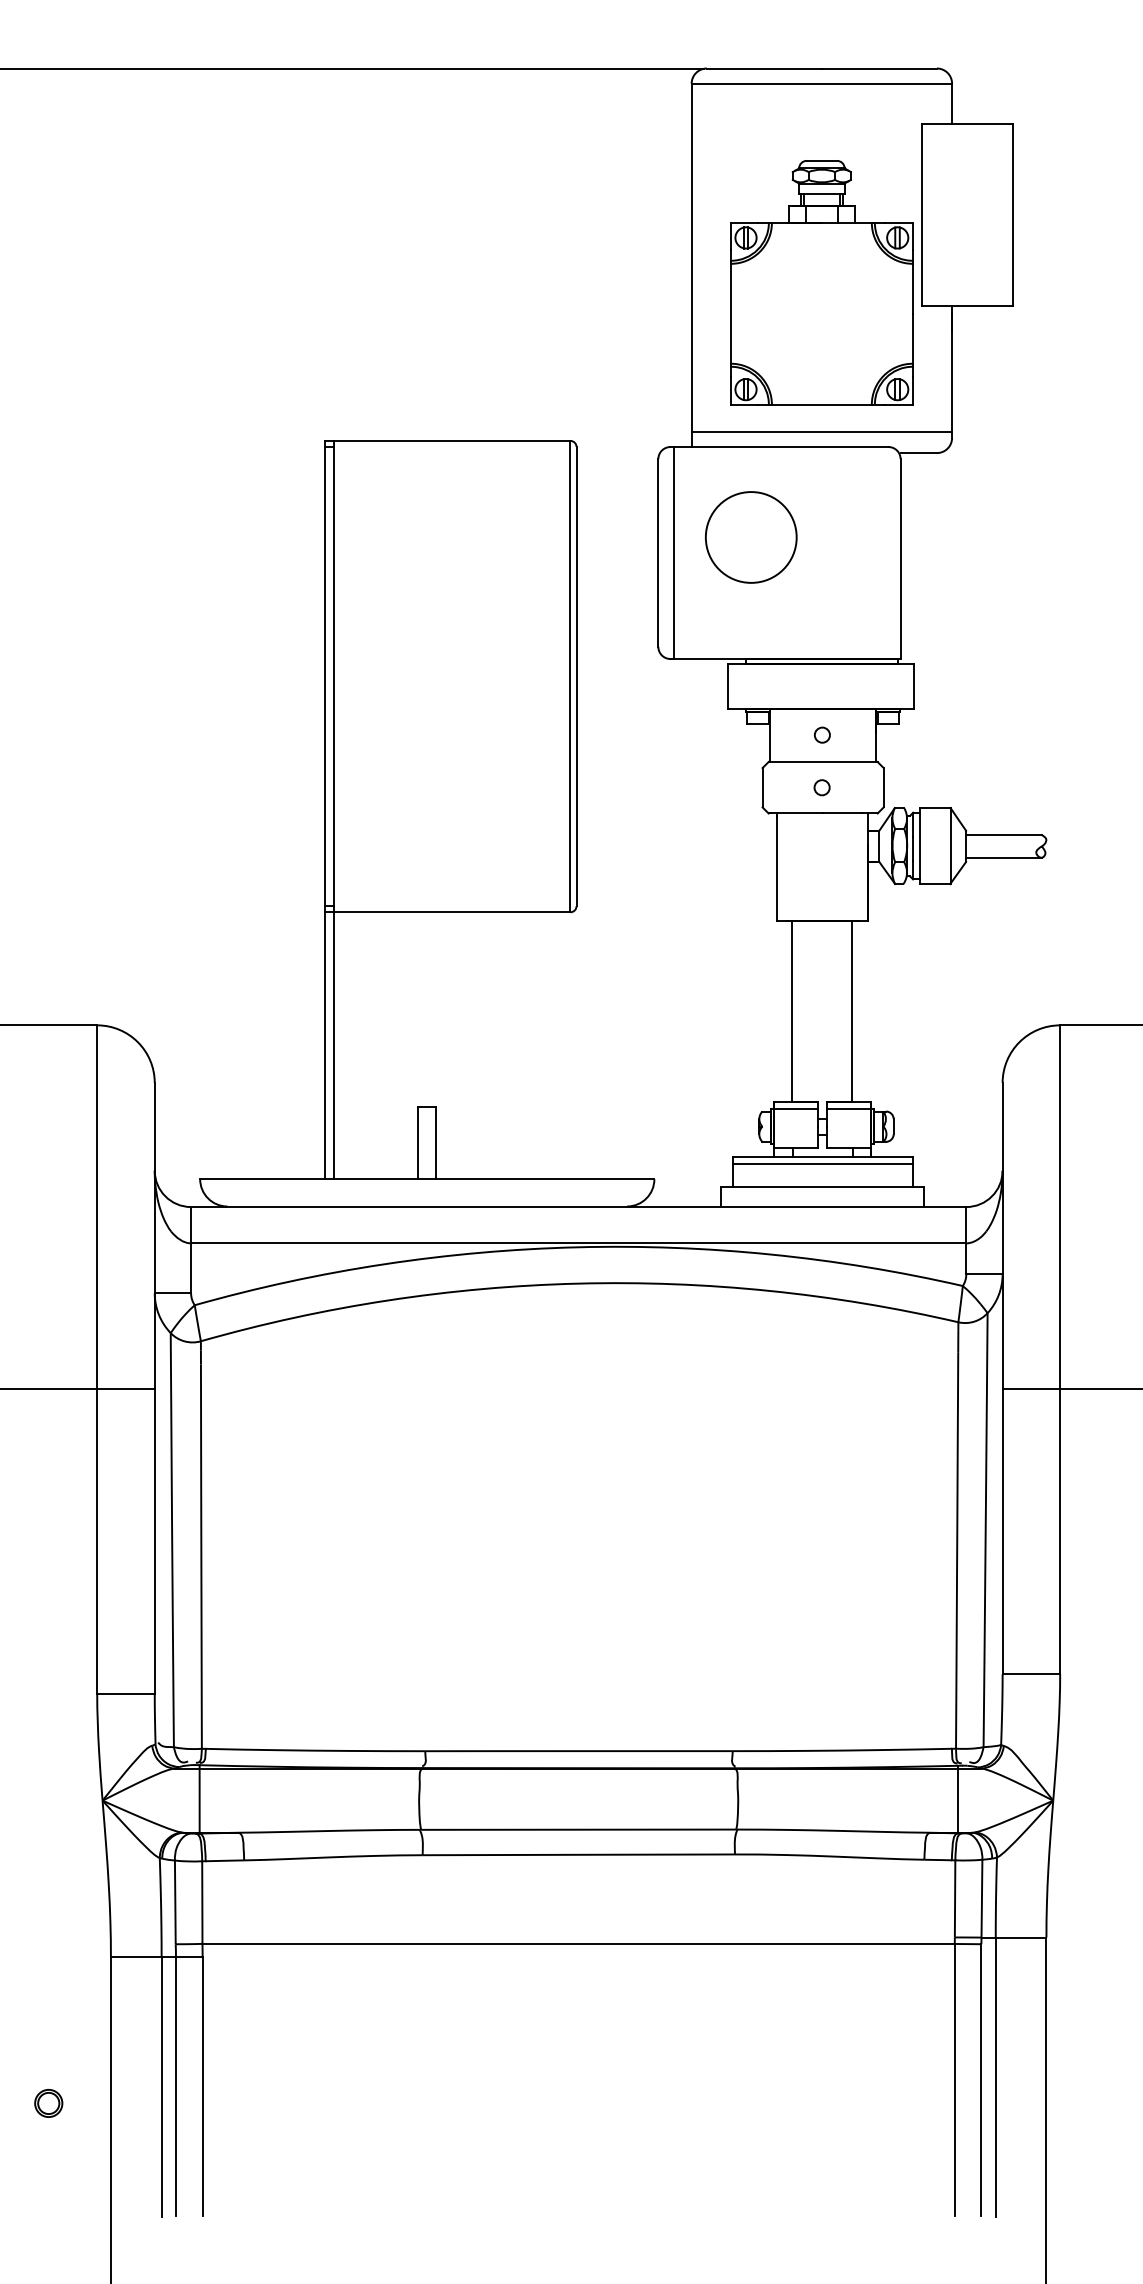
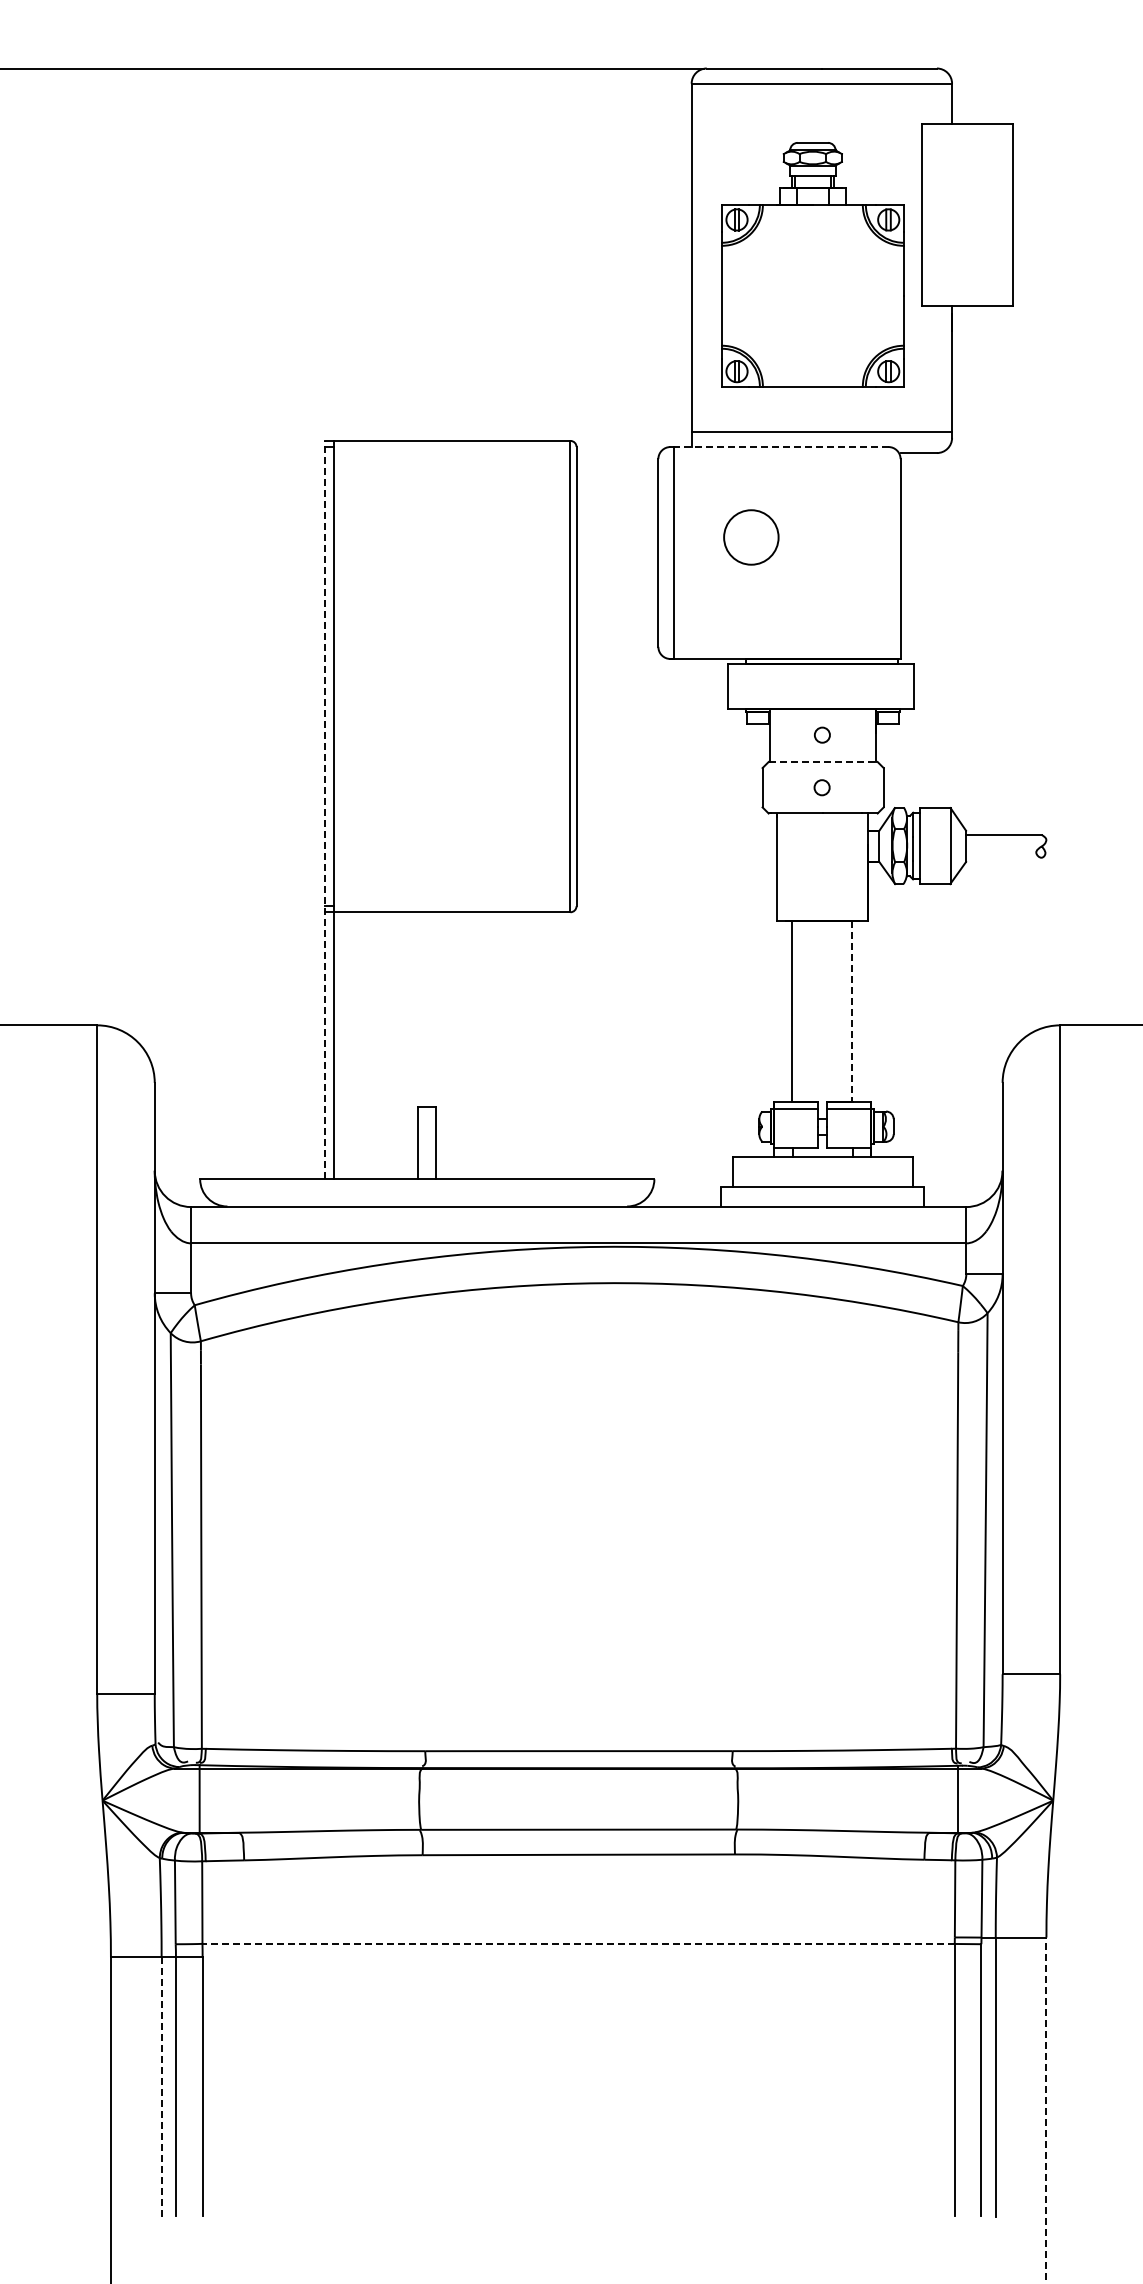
part position: (821, 282) -> (812, 264) (812, 264)
line: solid -> dashed (780, 447)
circle size: 93x93 px -> 57x57 px (751, 537)
line: solid -> dashed (823, 762)
line: solid -> dashed (325, 809)
line: present -> none (1003, 857)
line: solid -> dashed (852, 1011)
line: present -> none (822, 1164)
line: present -> none (78, 1388)
line: present -> none (1070, 1388)
line: solid -> dashed (578, 1943)
line: solid -> dashed (161, 2087)
part: present -> none (48, 2103)
line: solid -> dashed (1046, 2110)
